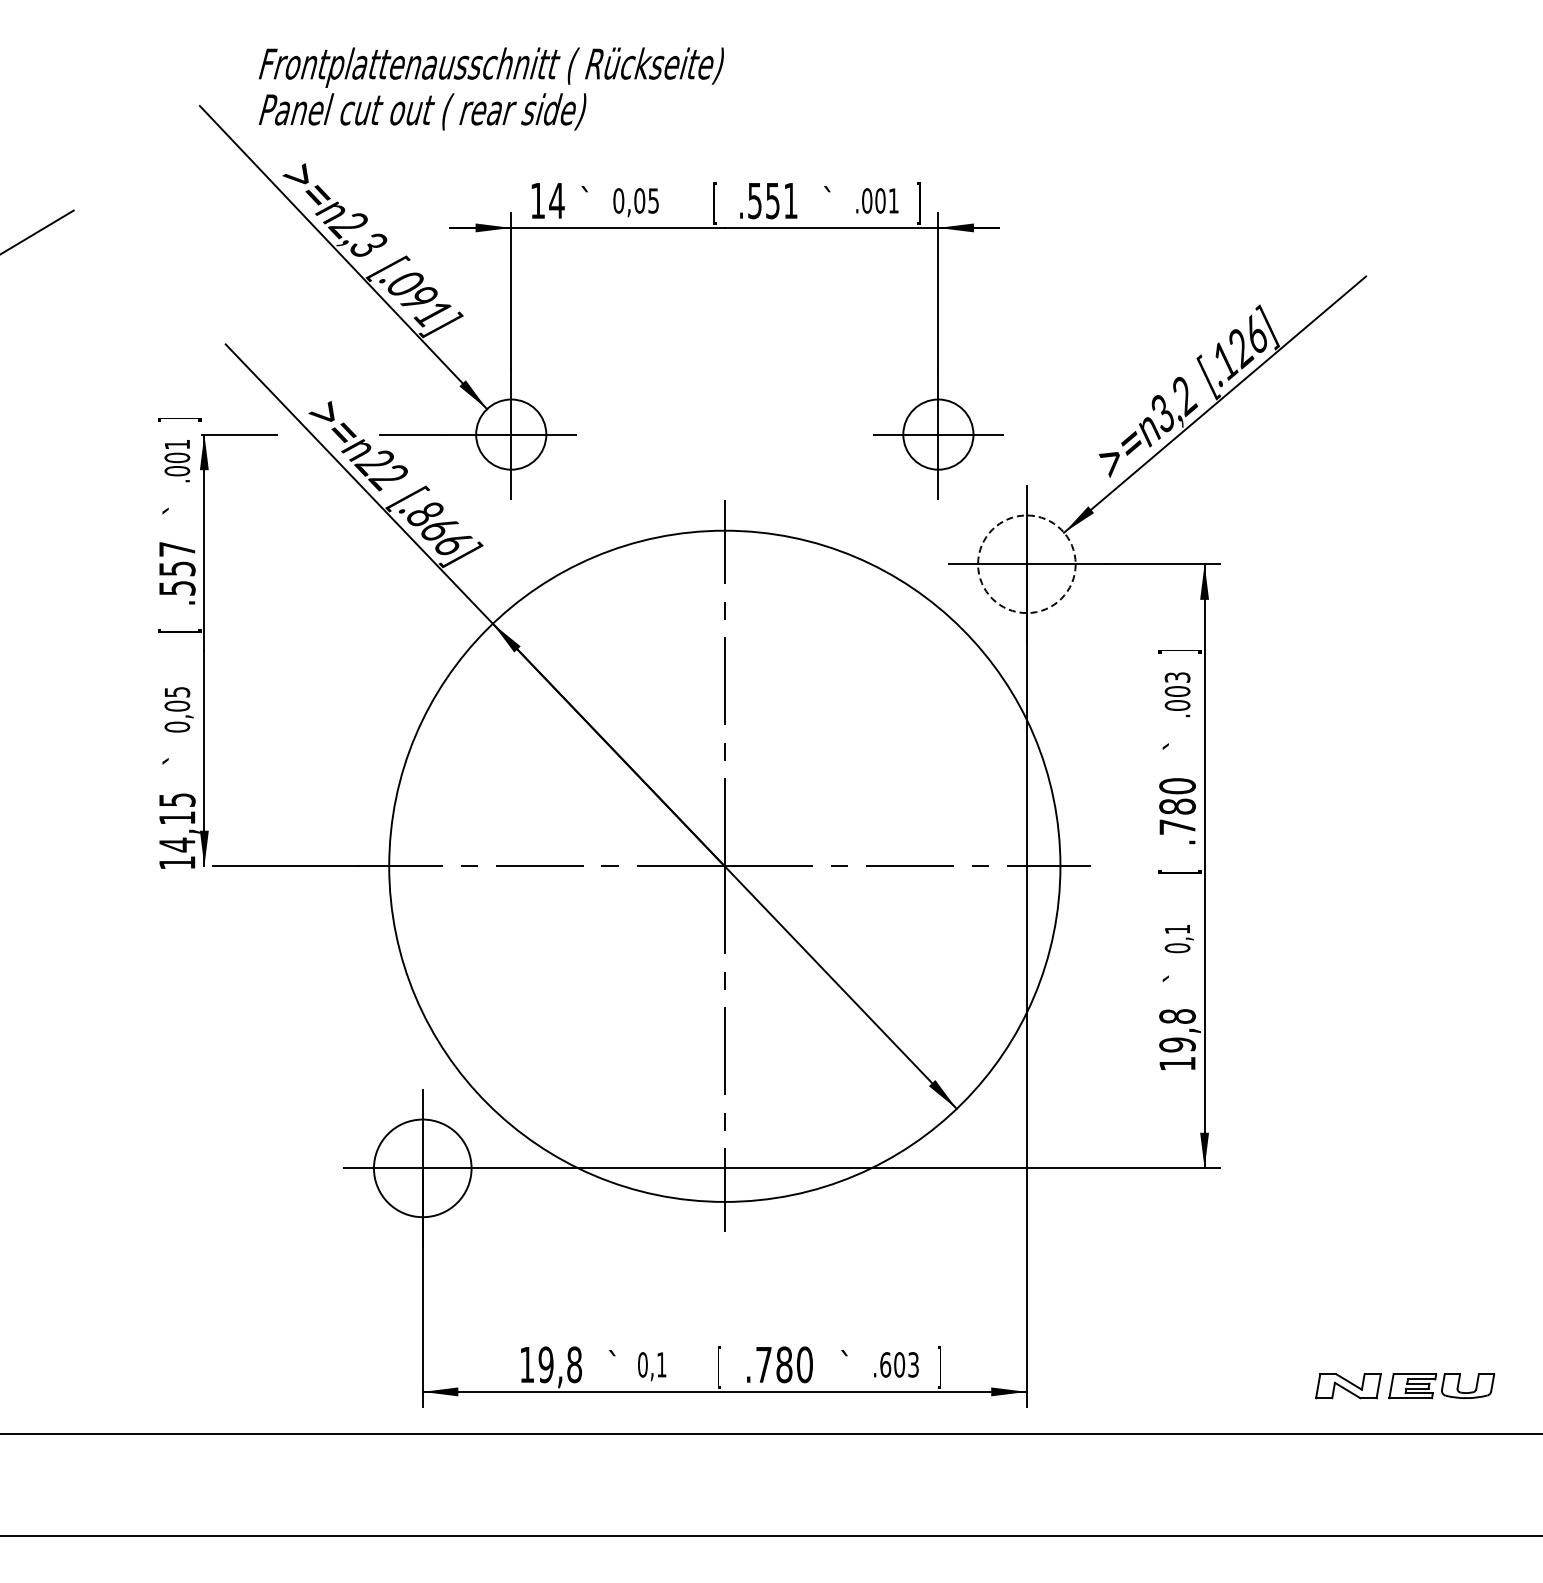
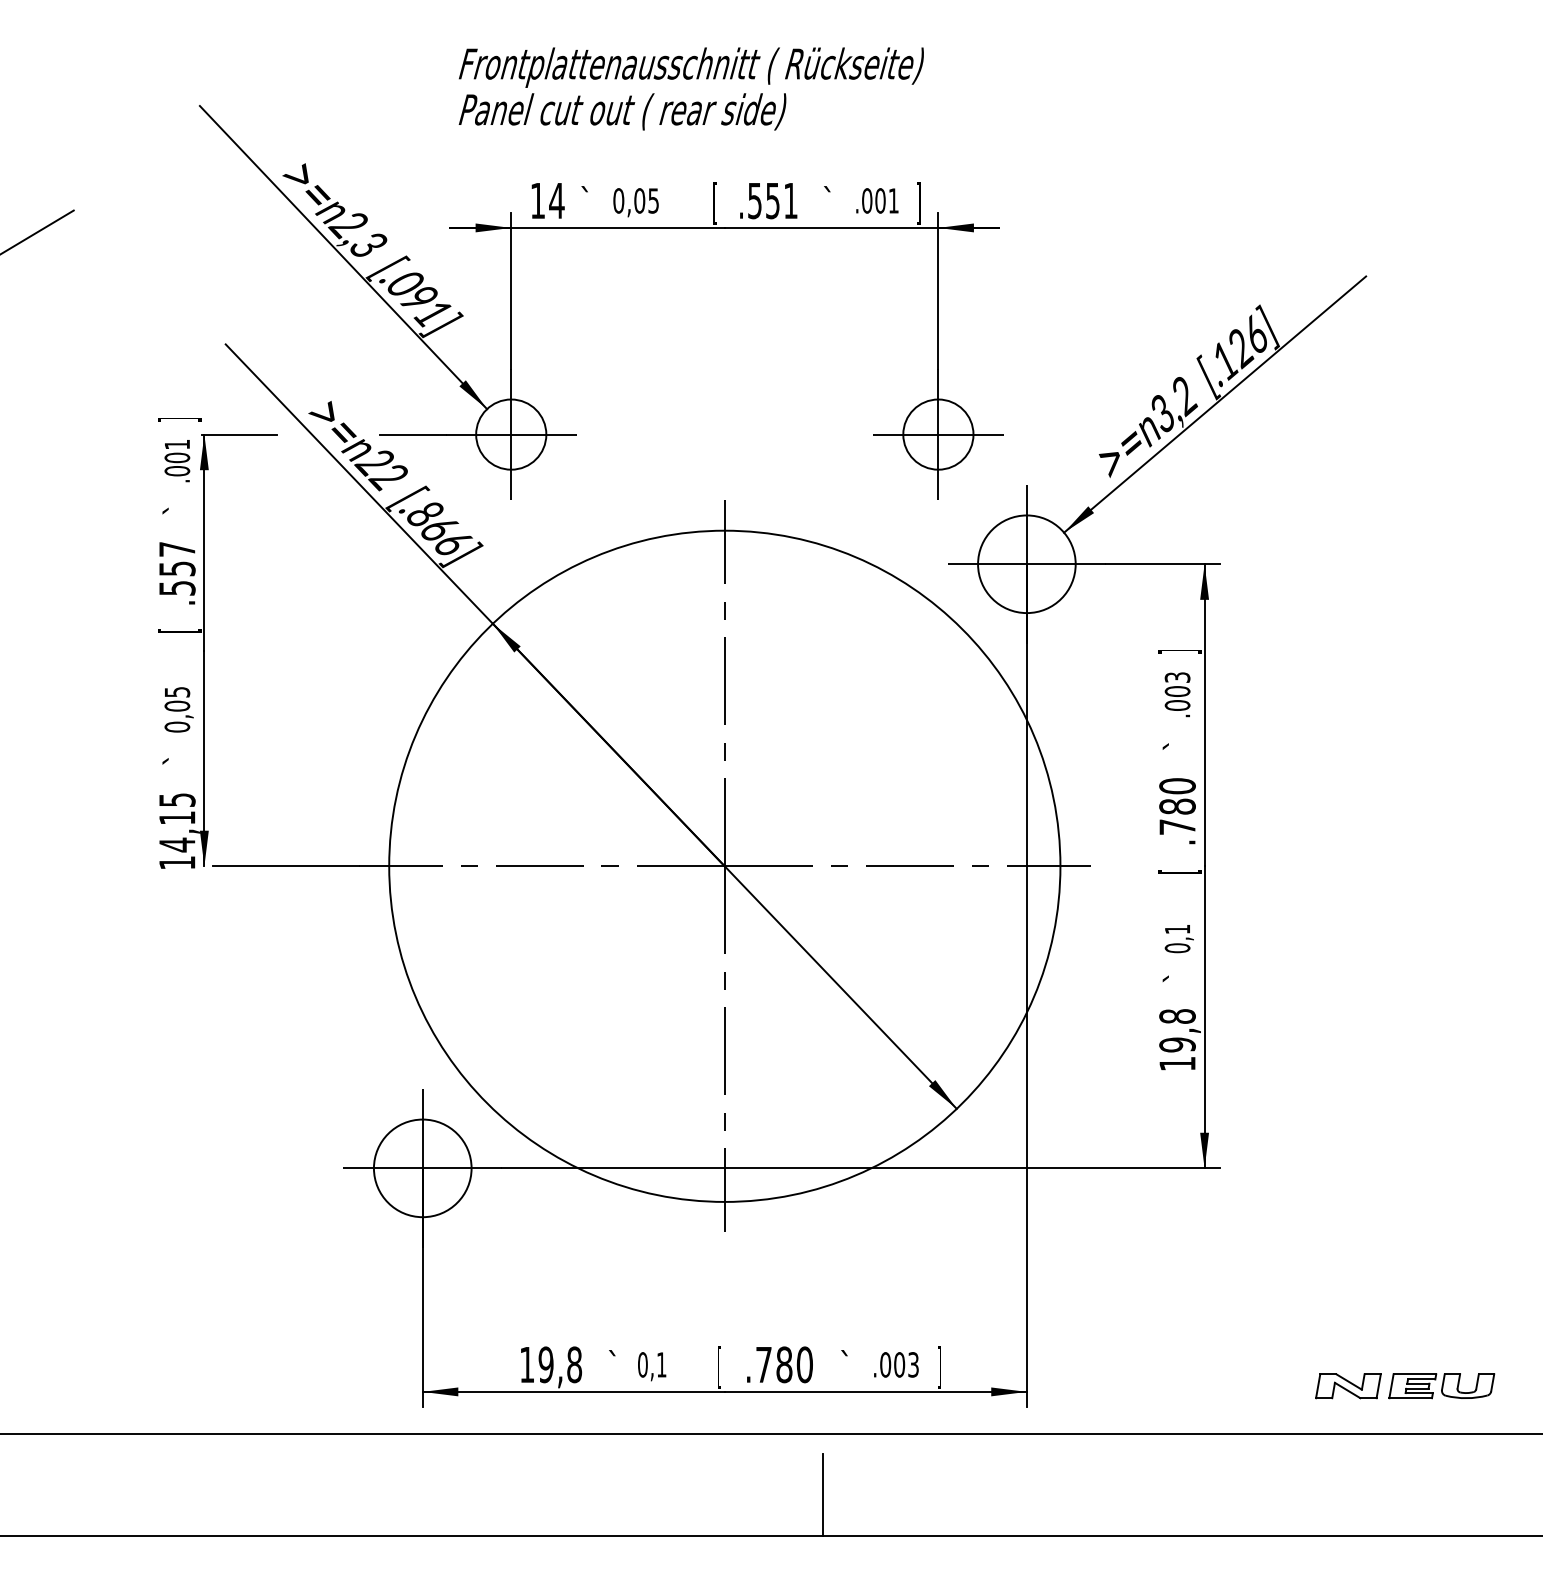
text position: (490, 88) -> (690, 88) (690, 88)
circle: dashed -> solid (1026, 564)
text: .603 -> .003 (885, 1364)
line: none -> present (822, 1494)
